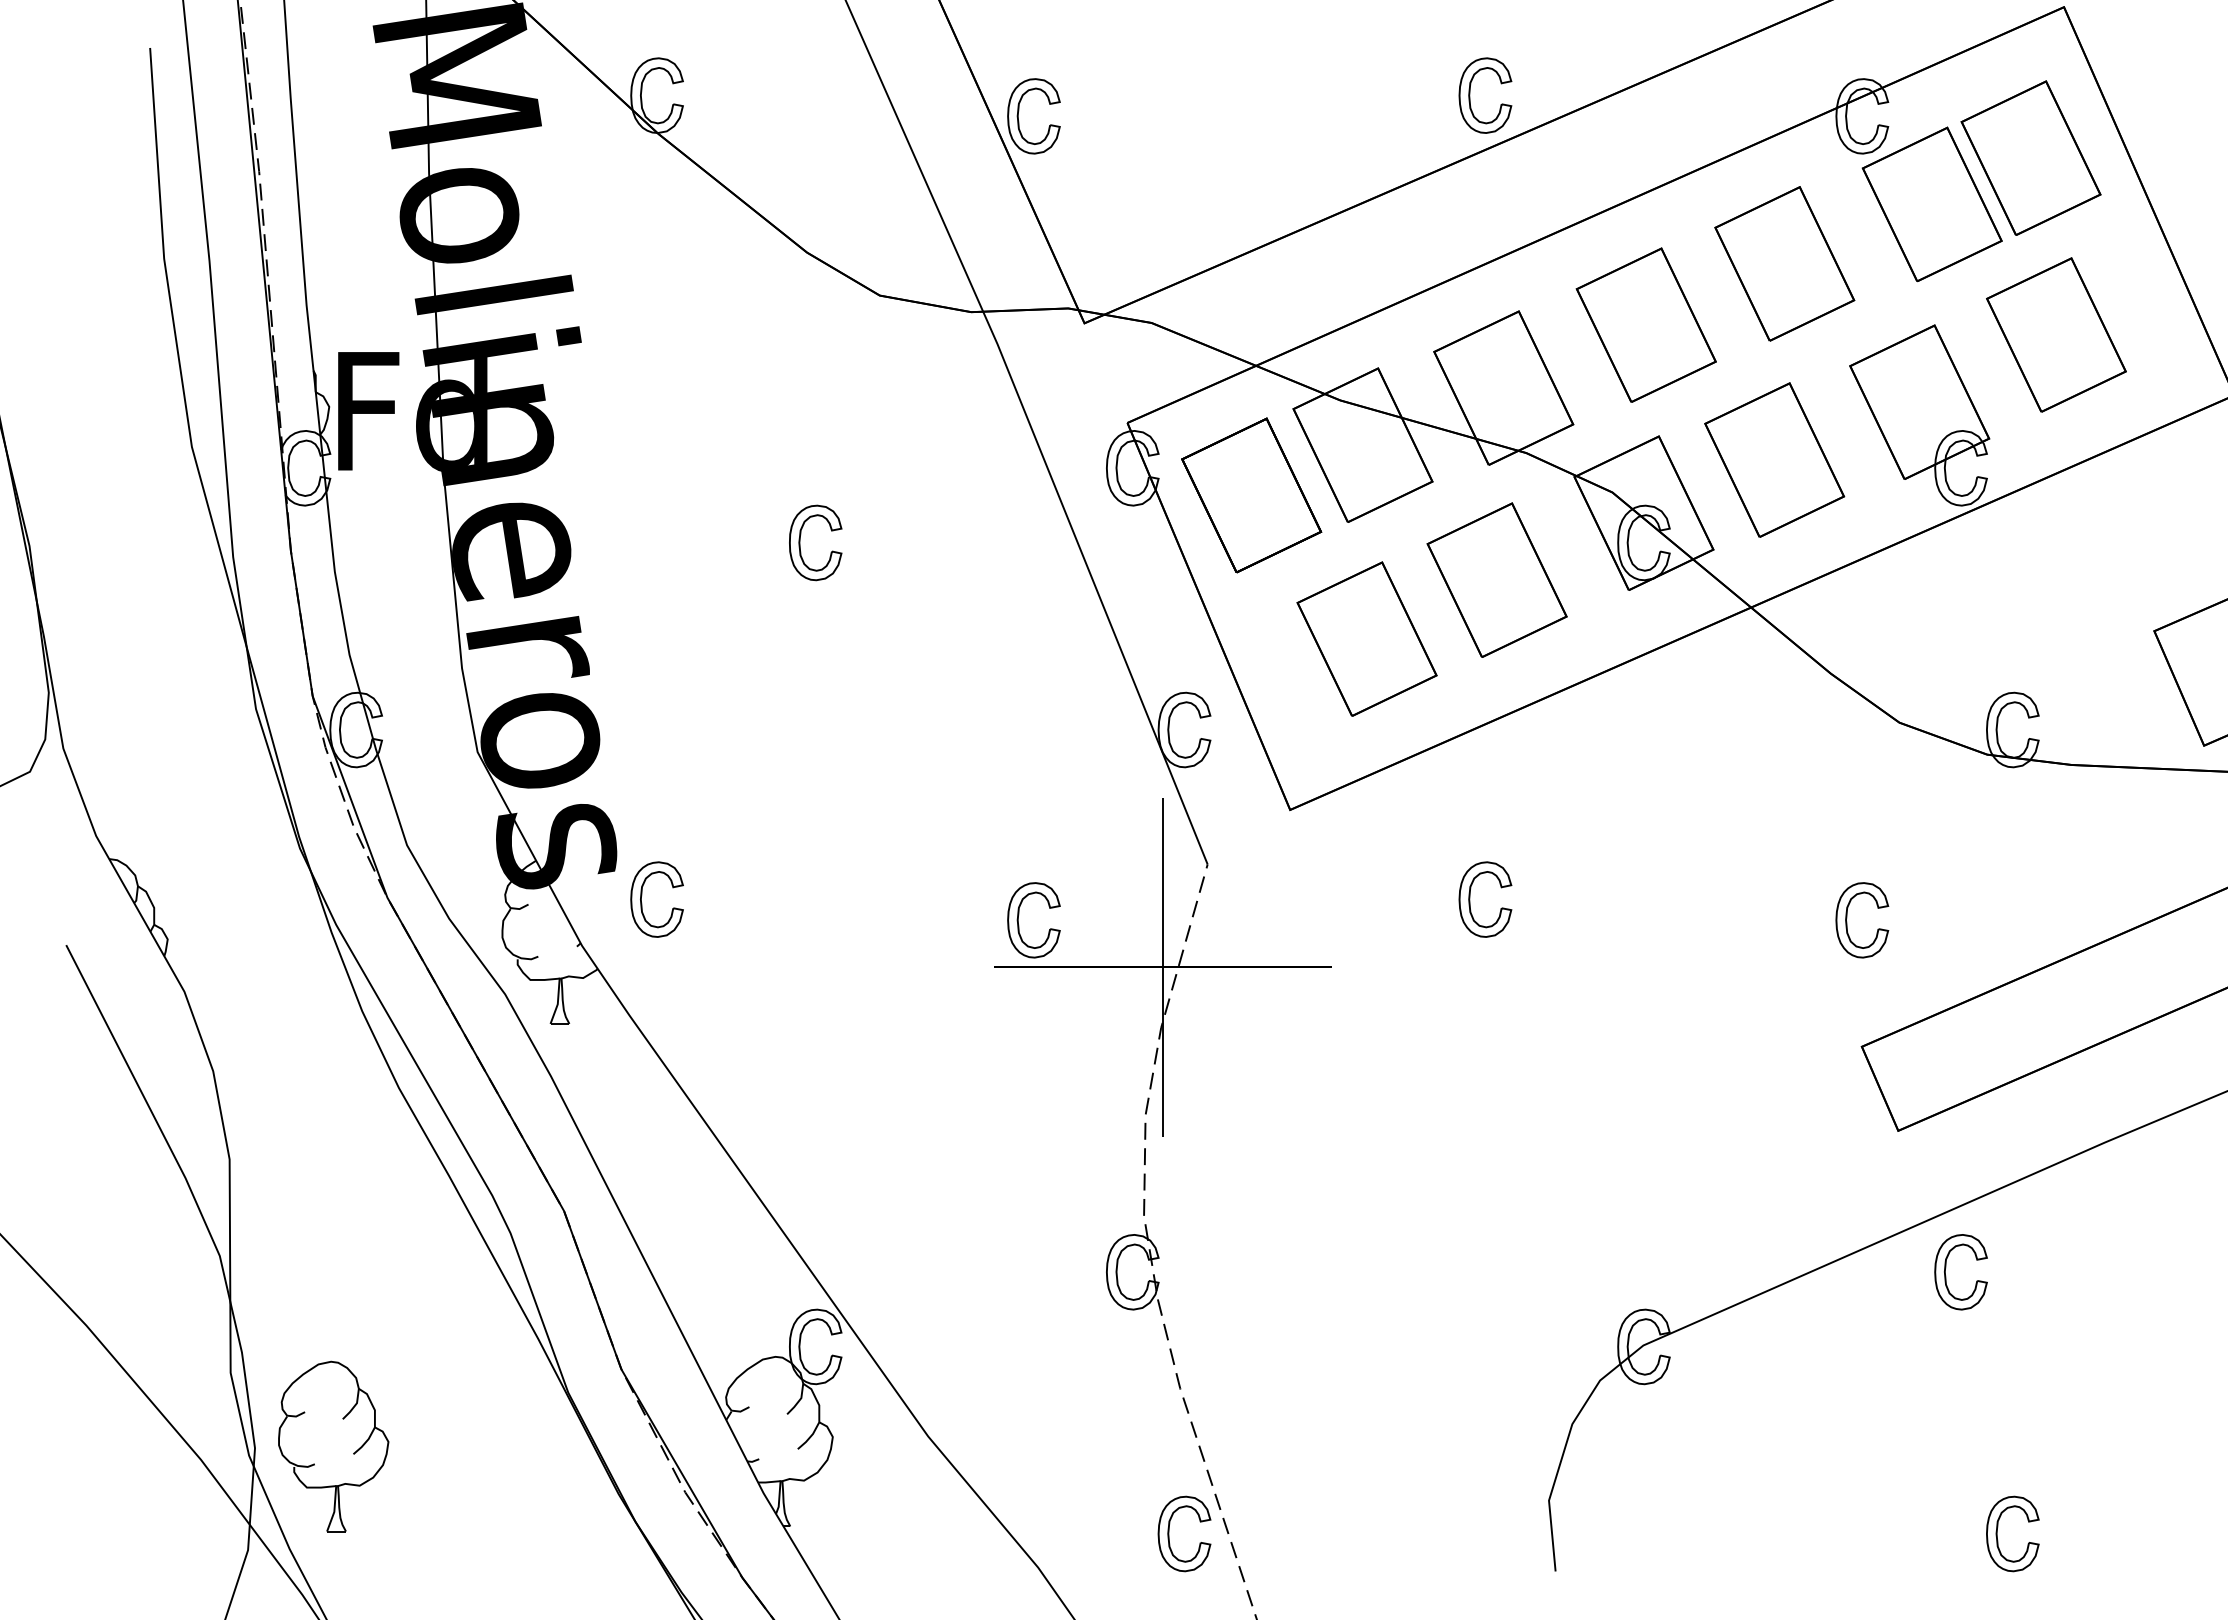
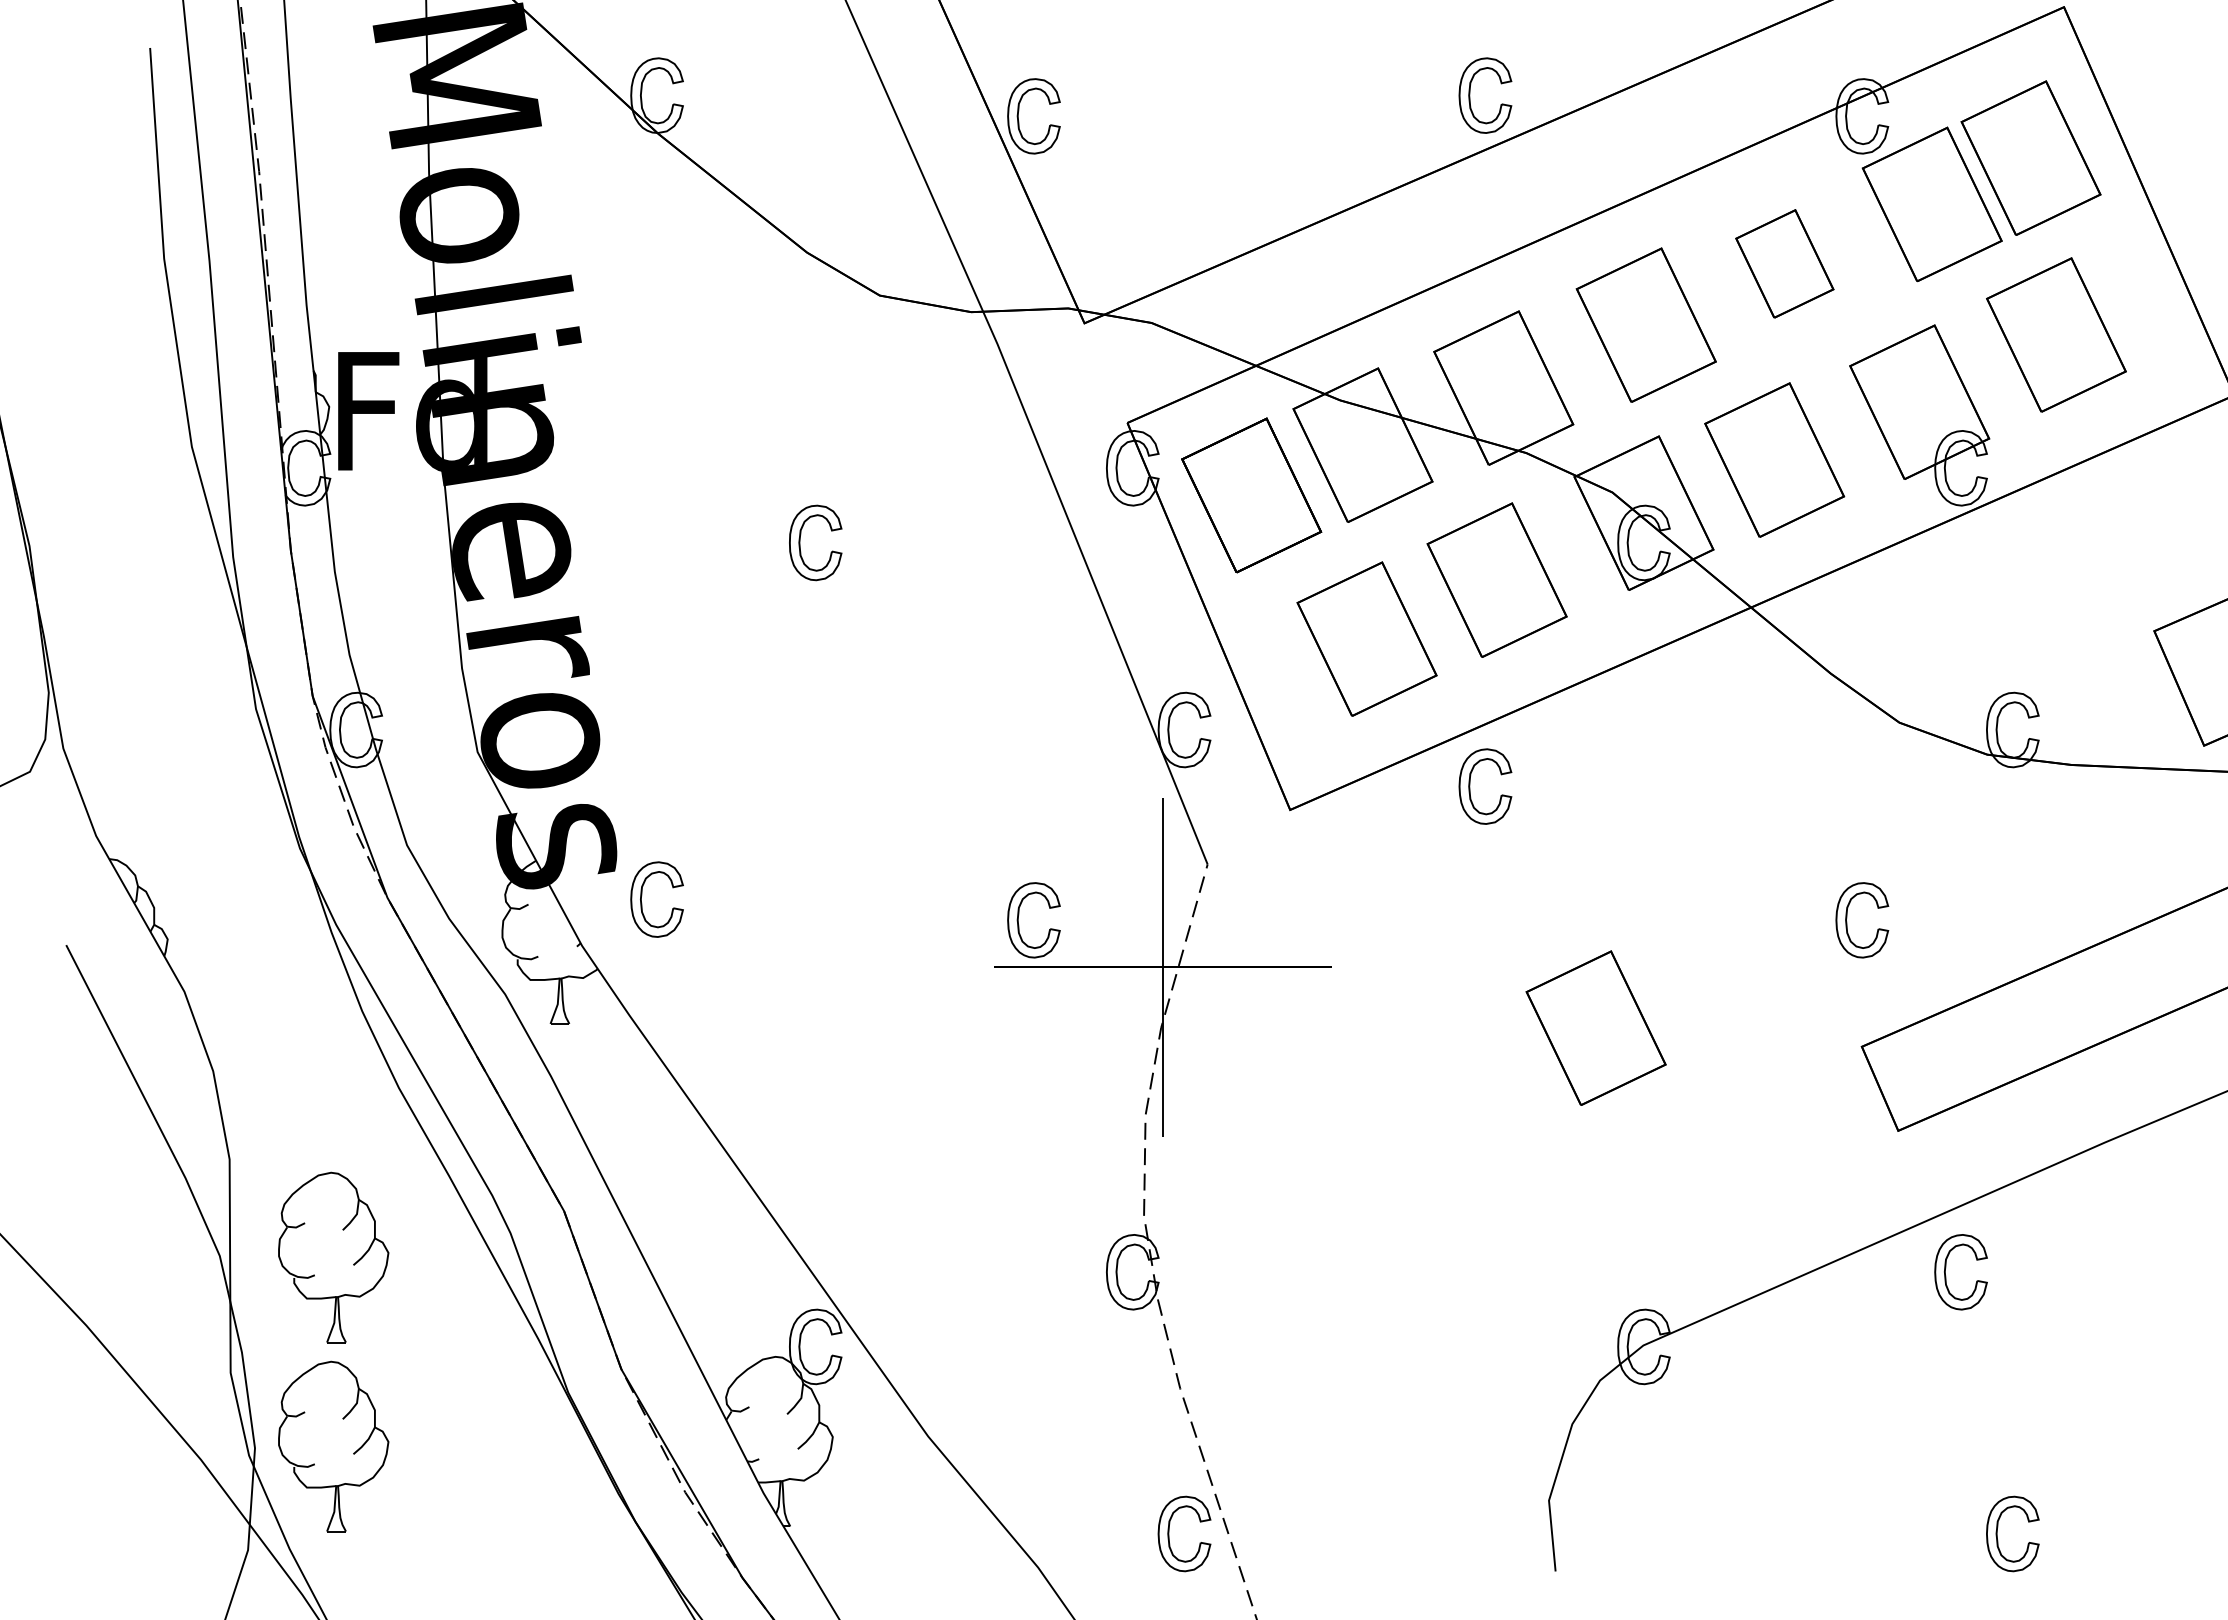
part size: 142x156 px -> 100x110 px (1784, 263)
part position: (1470, 899) -> (1470, 786) (1470, 786)
part: none -> present (1595, 1027)
part: none -> present (333, 1257)
